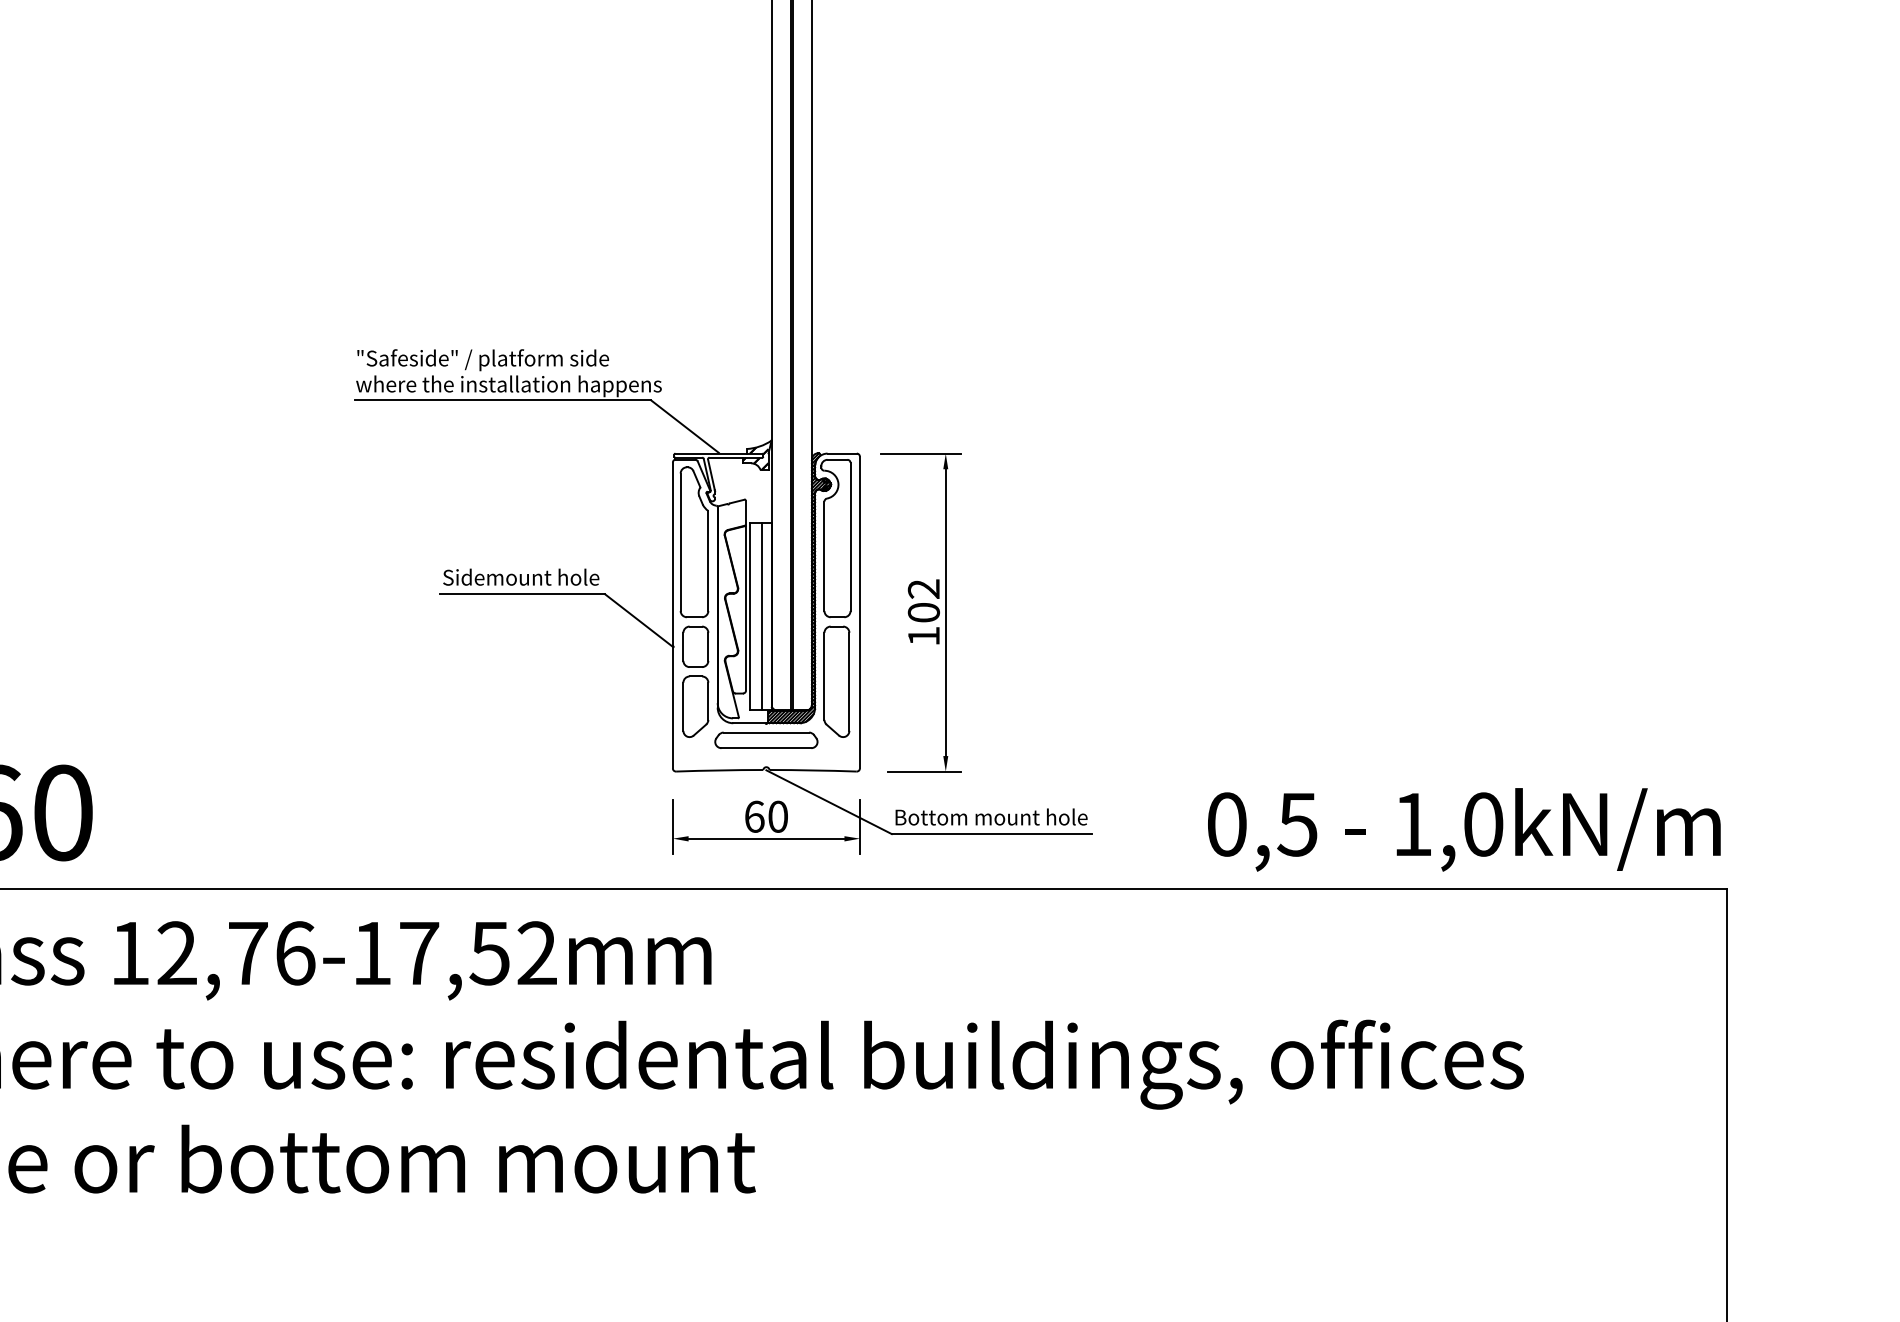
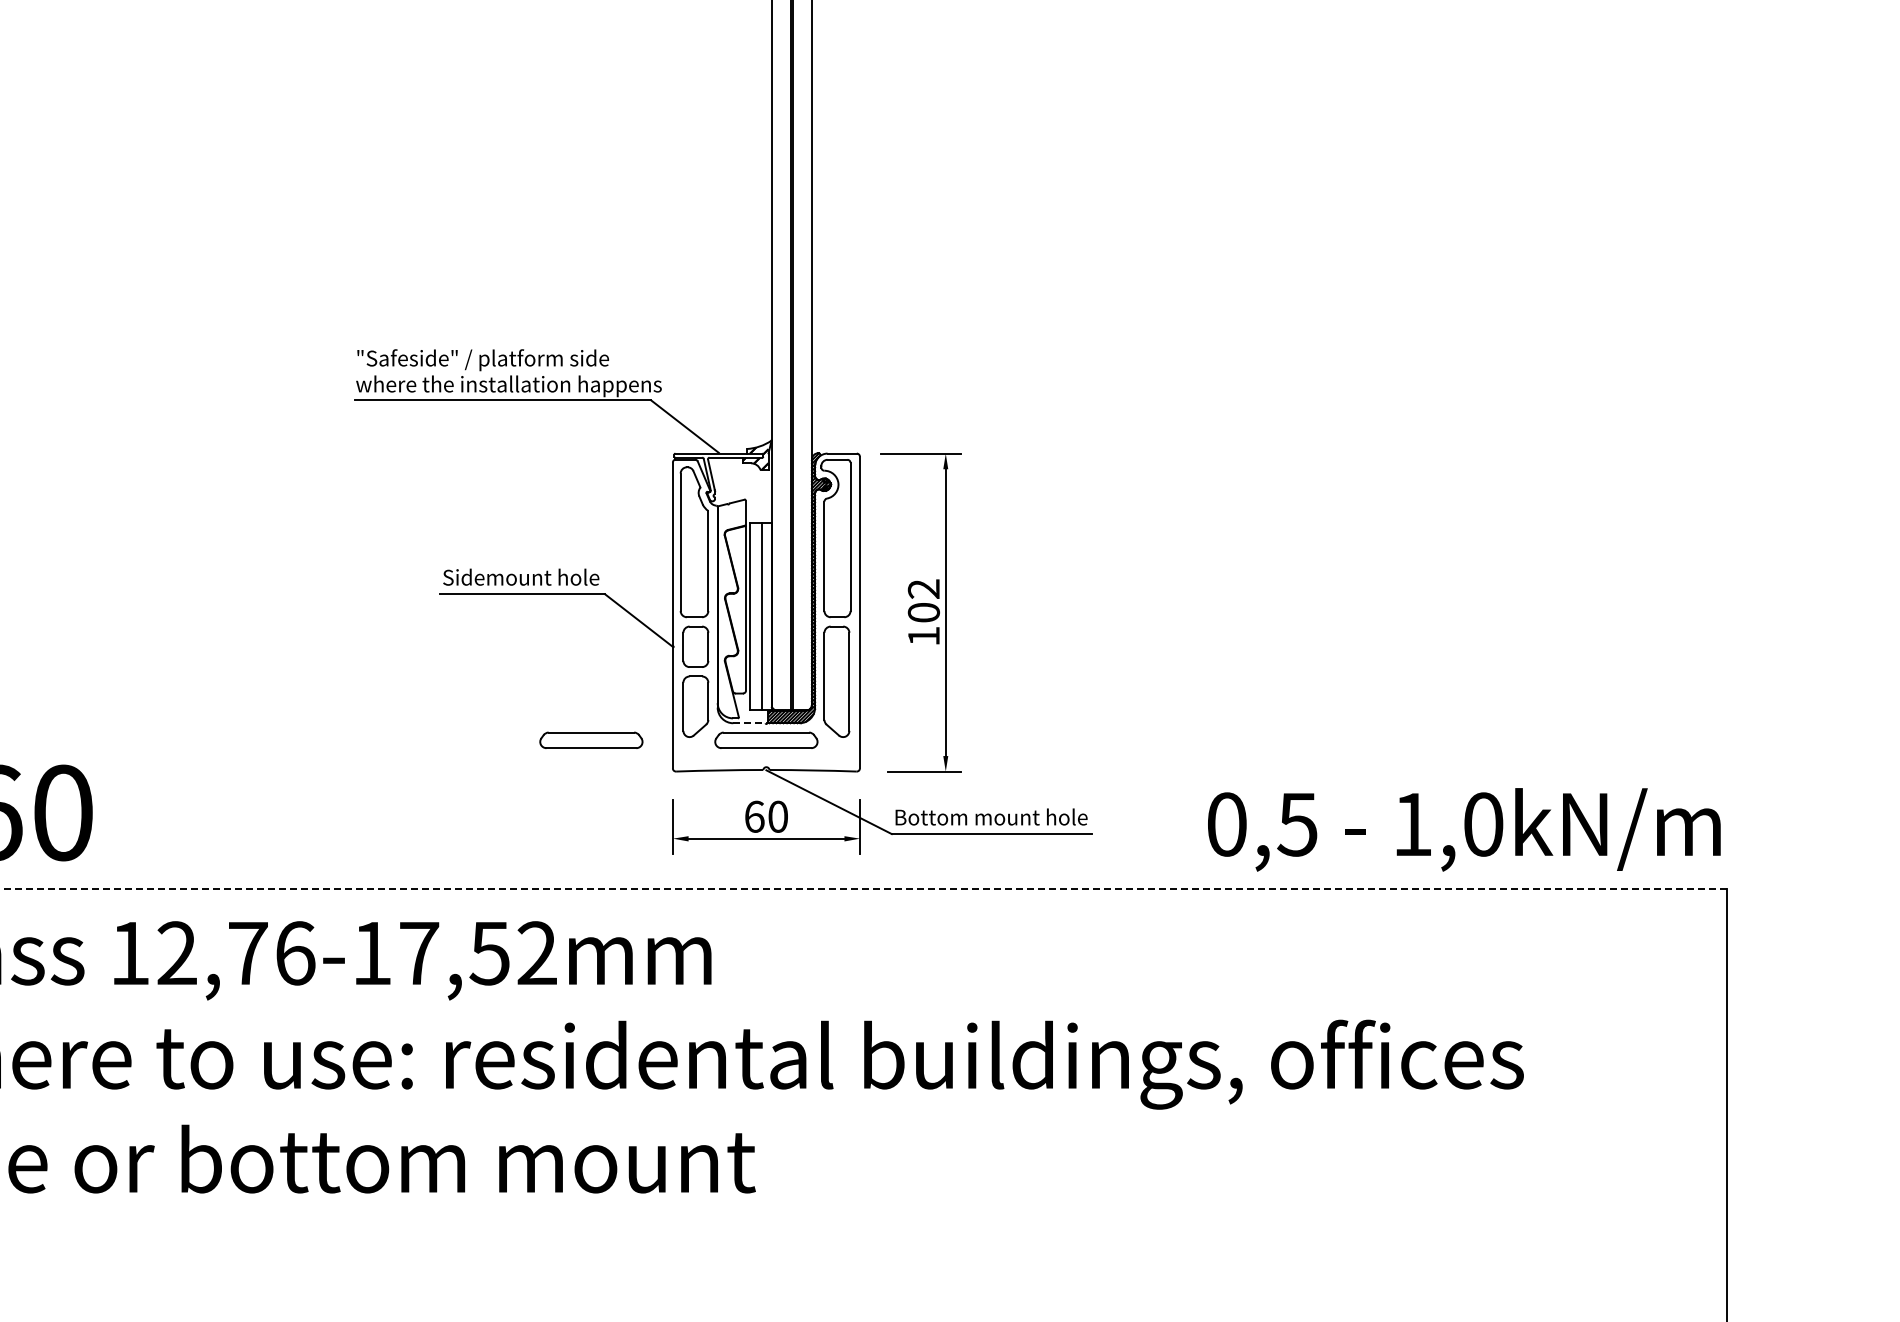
line: solid -> dashed (749, 723)
part: none -> present (591, 739)
line: solid -> dashed (864, 888)
